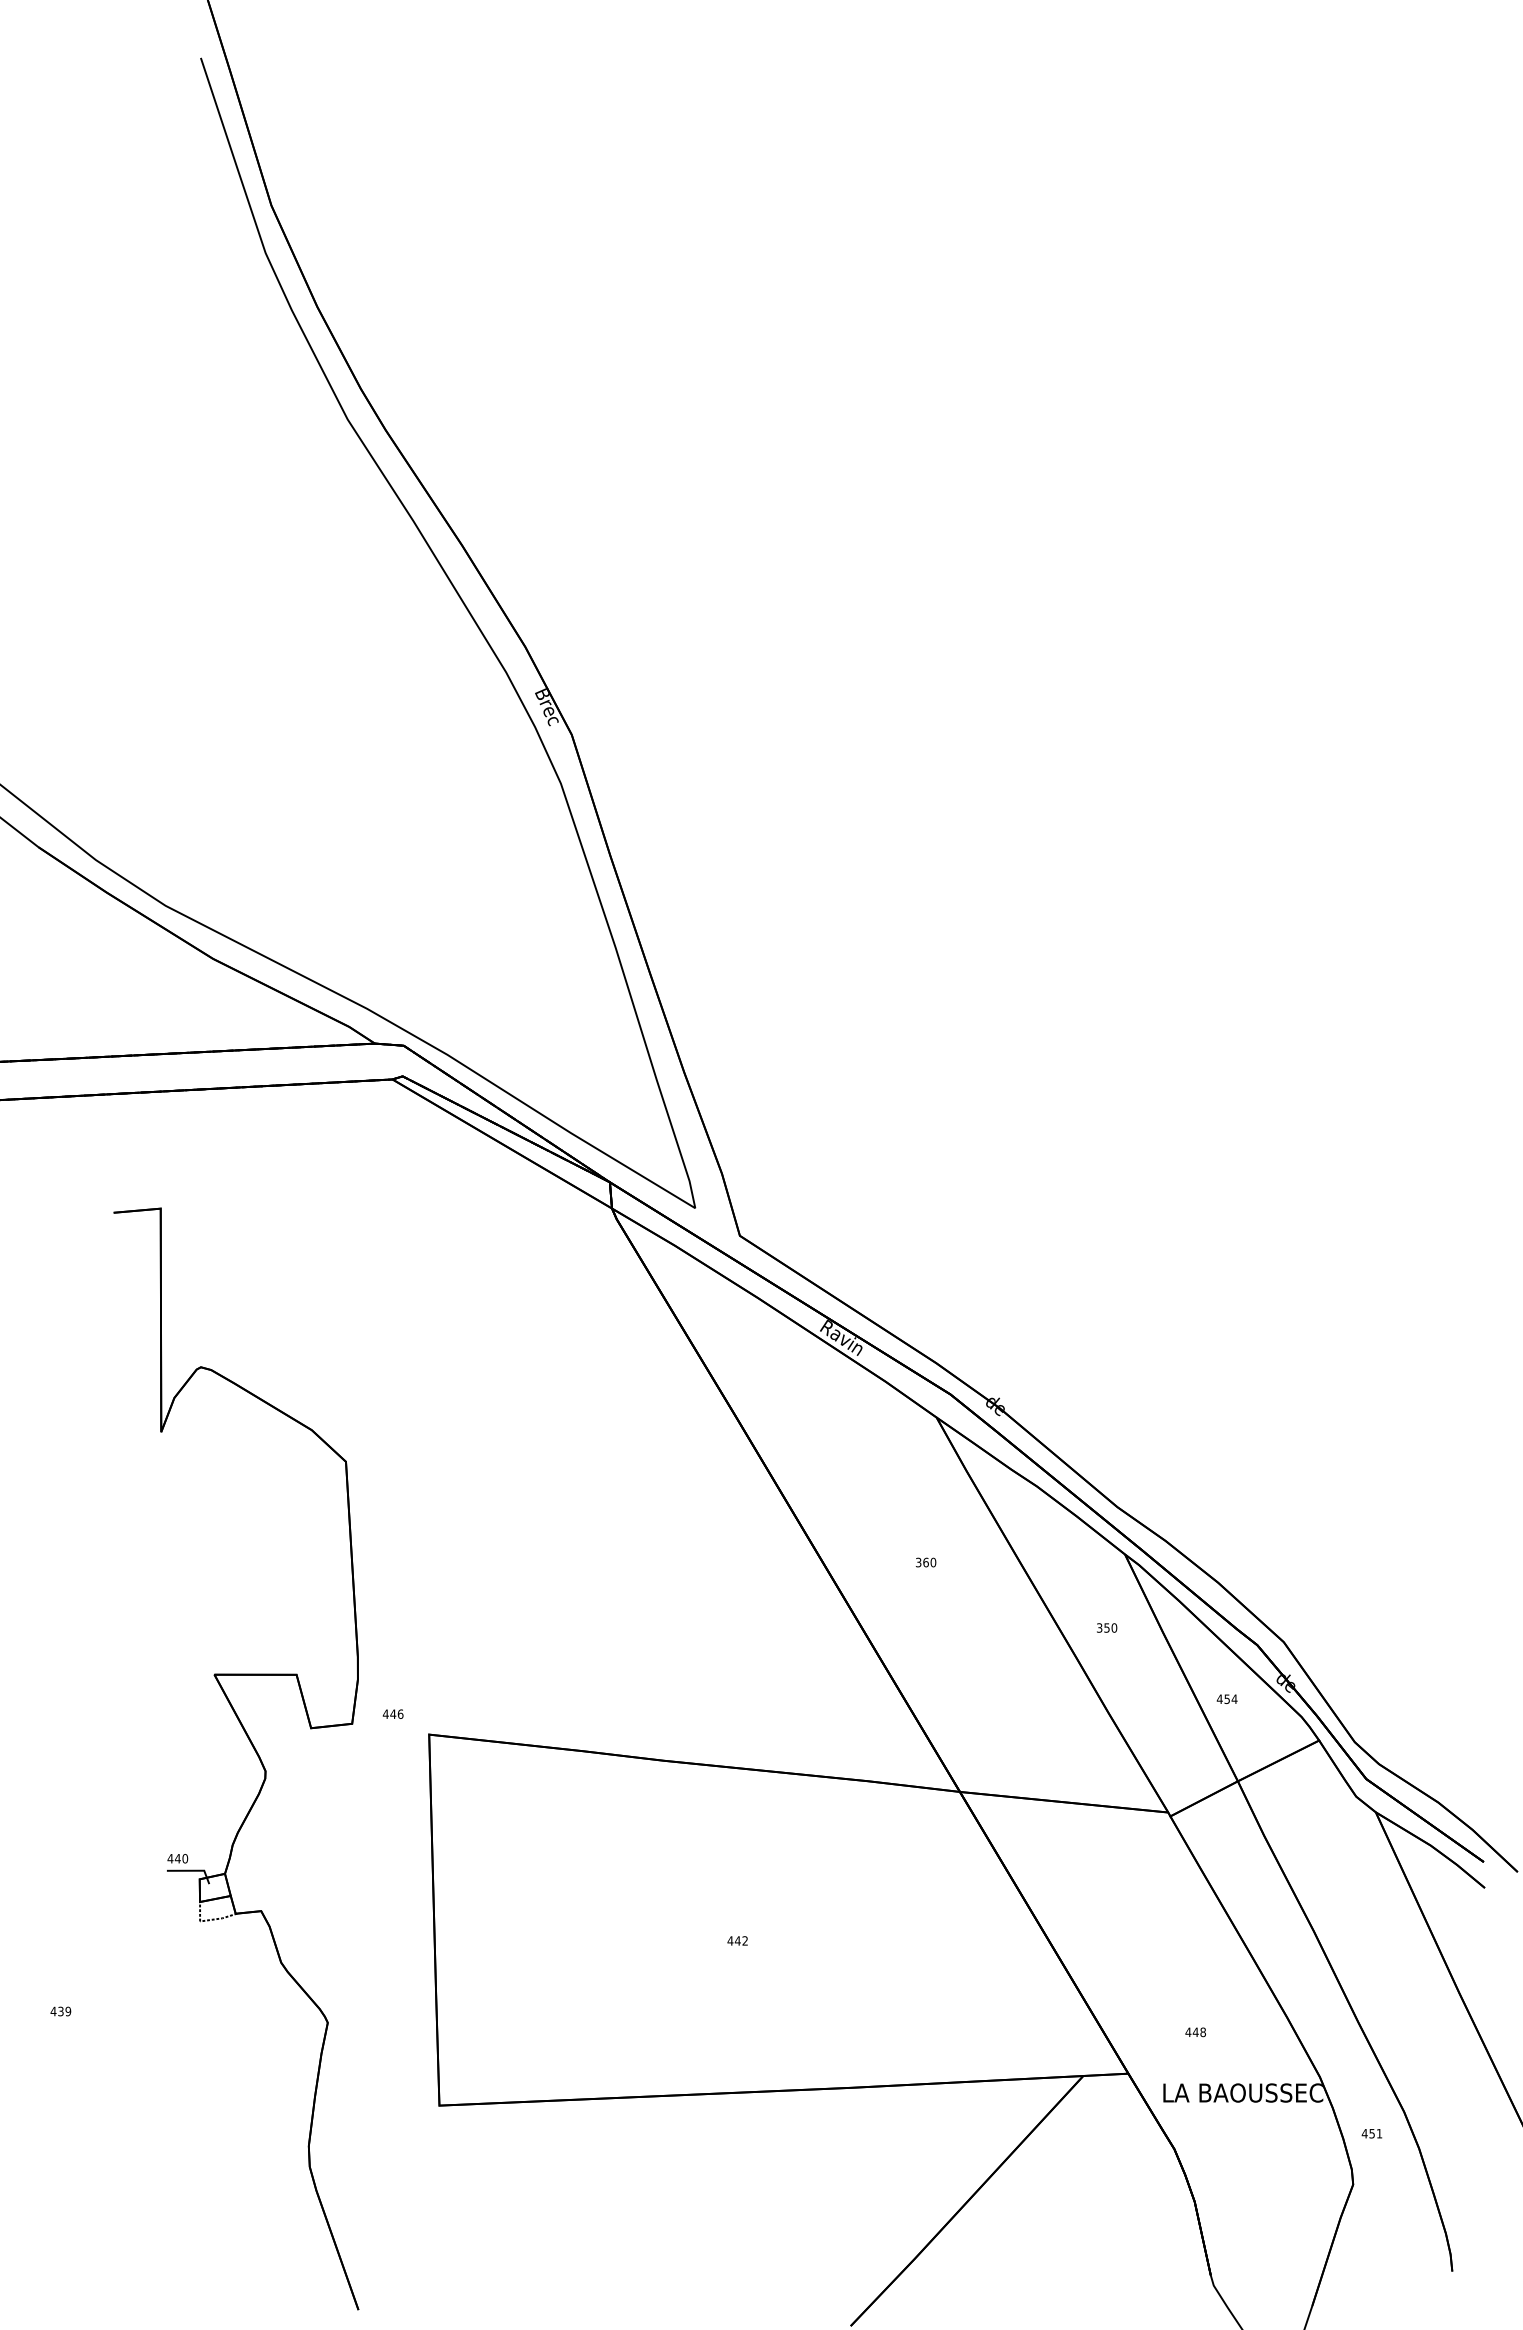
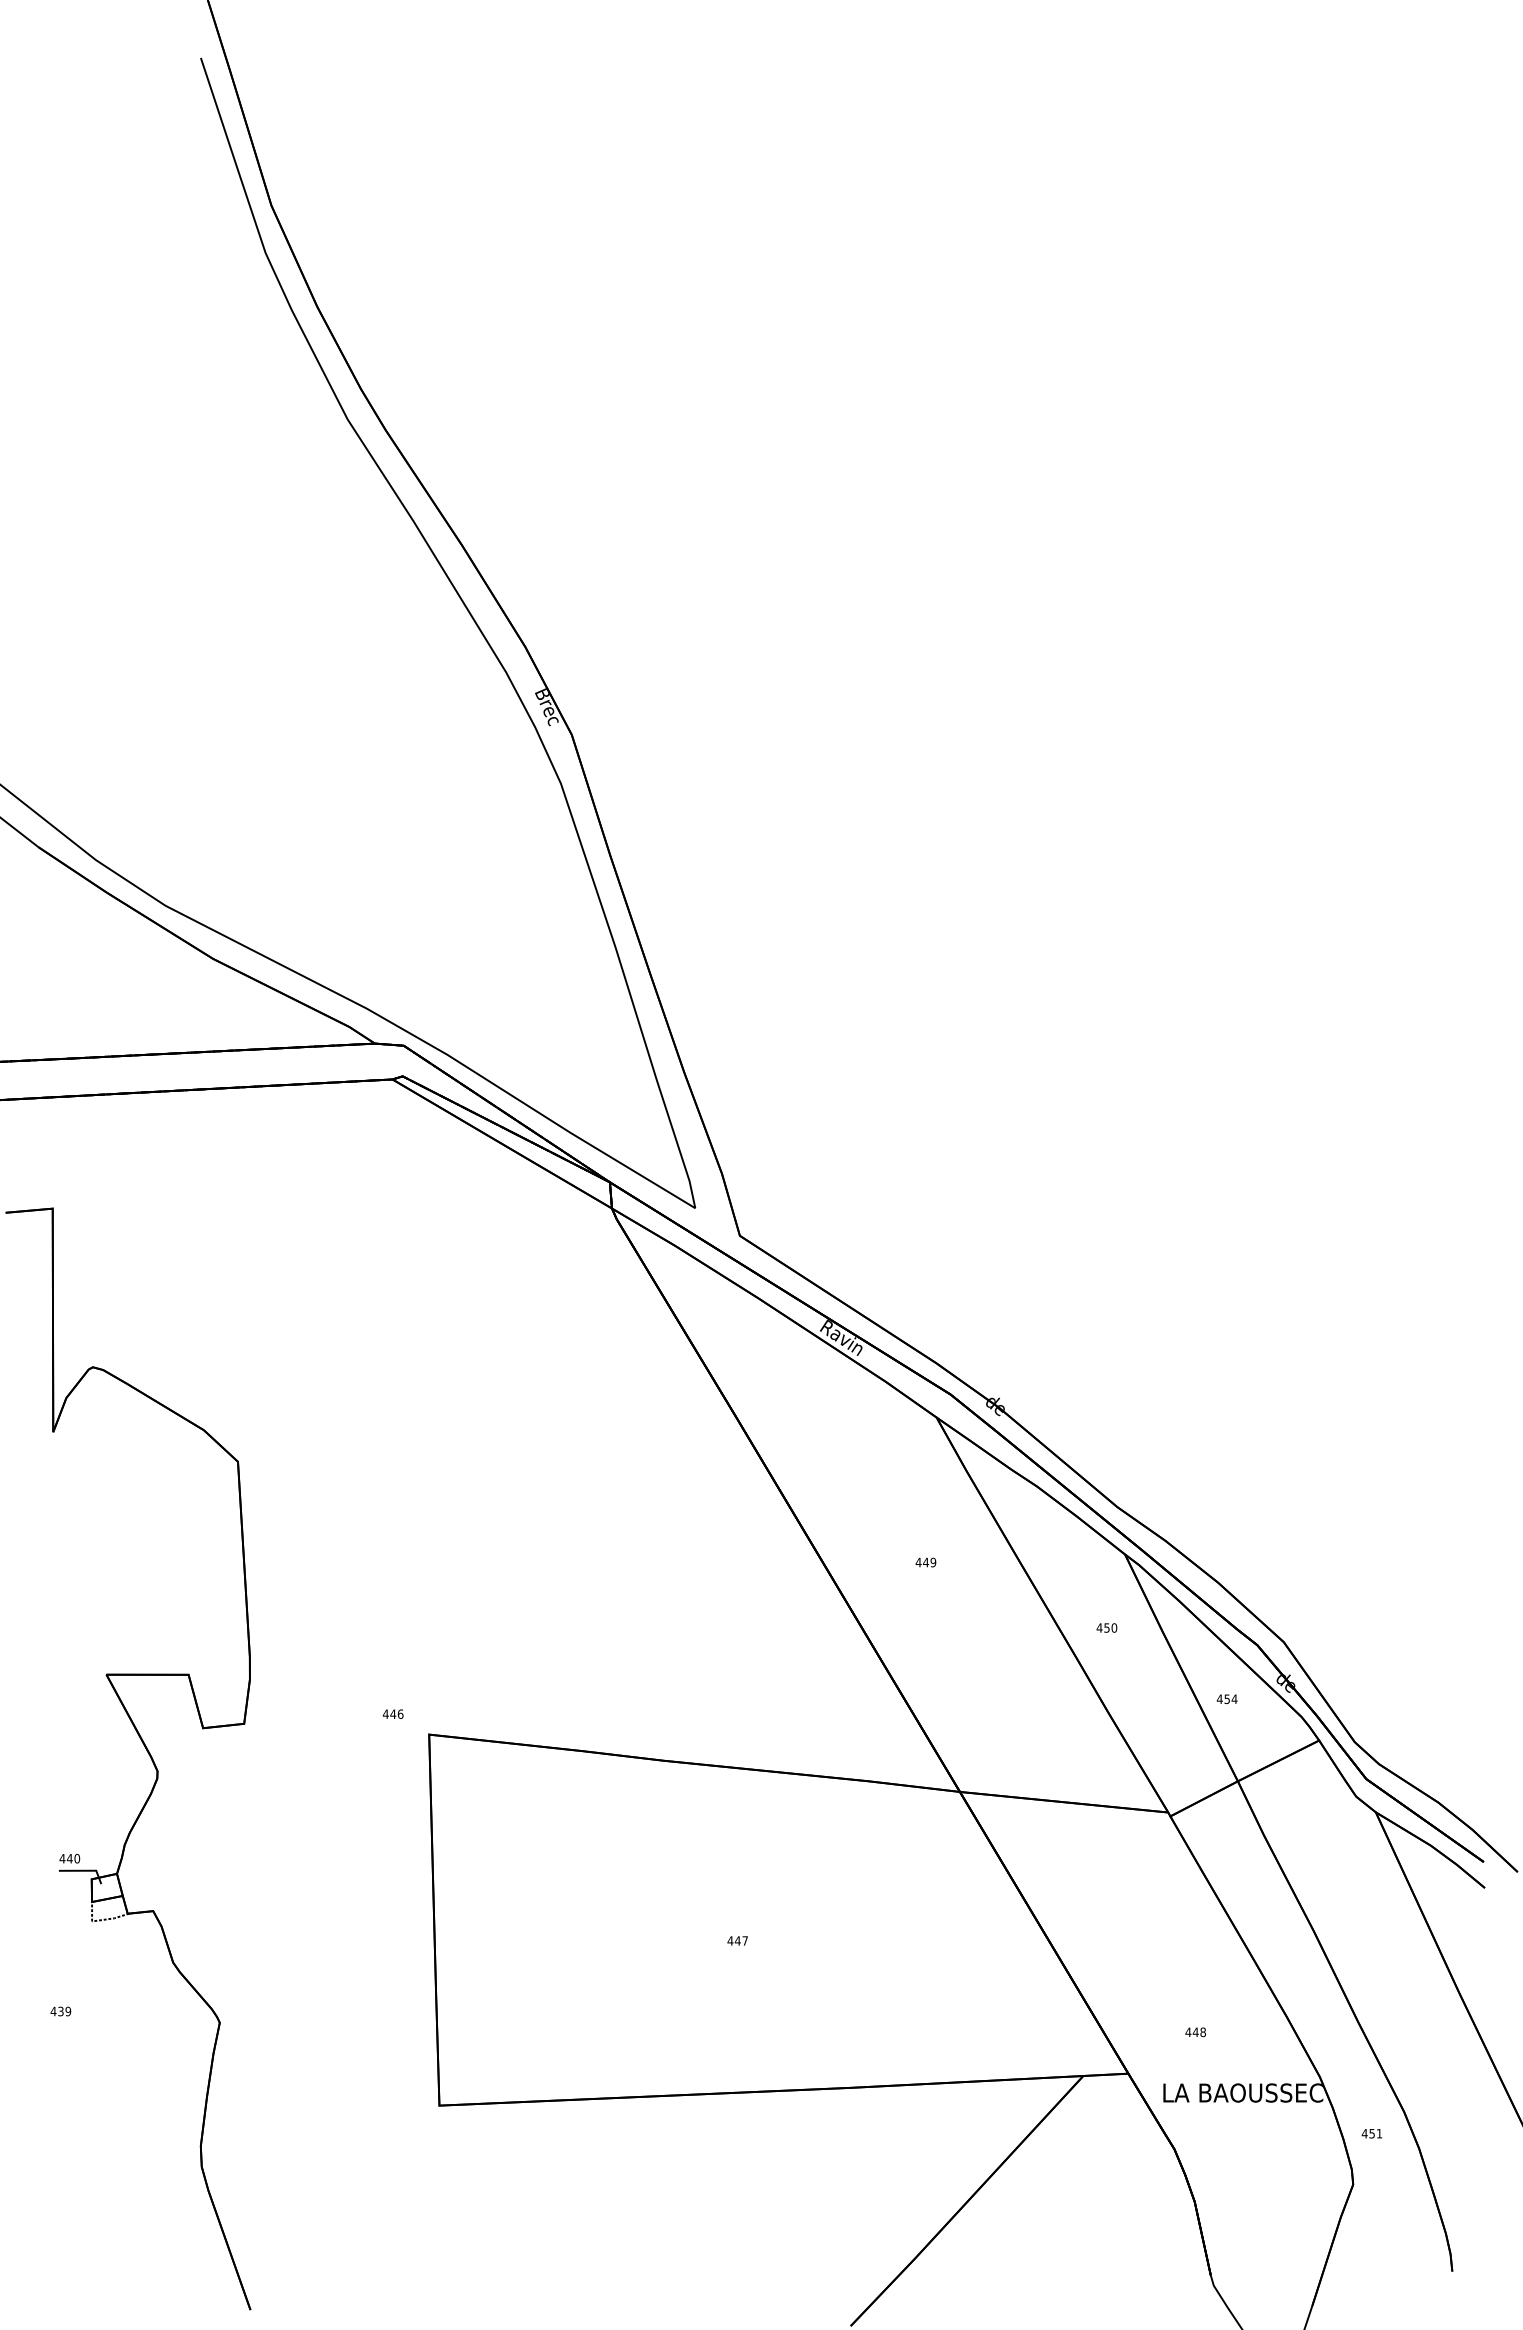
text: 360 -> 449 (925, 1562)
text: 350 -> 450 (1099, 1627)
part position: (253, 1749) -> (145, 1749) (145, 1749)
text: 442 -> 447 (744, 1940)
